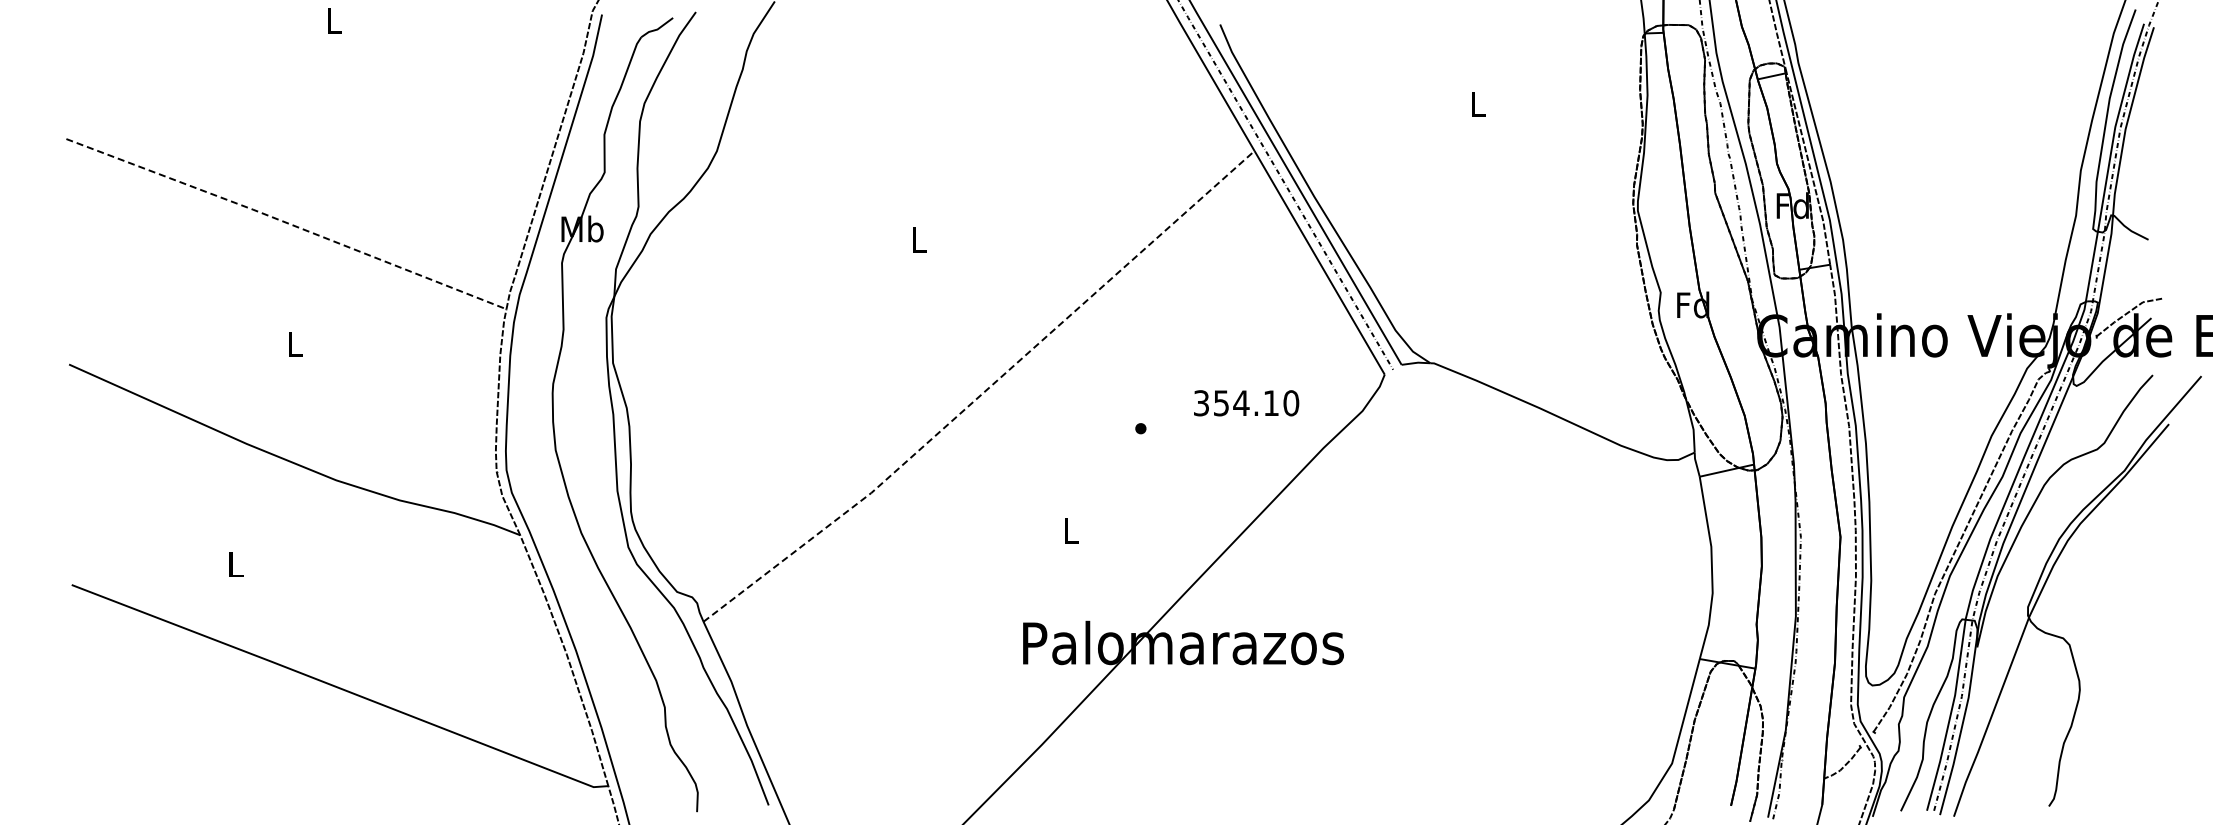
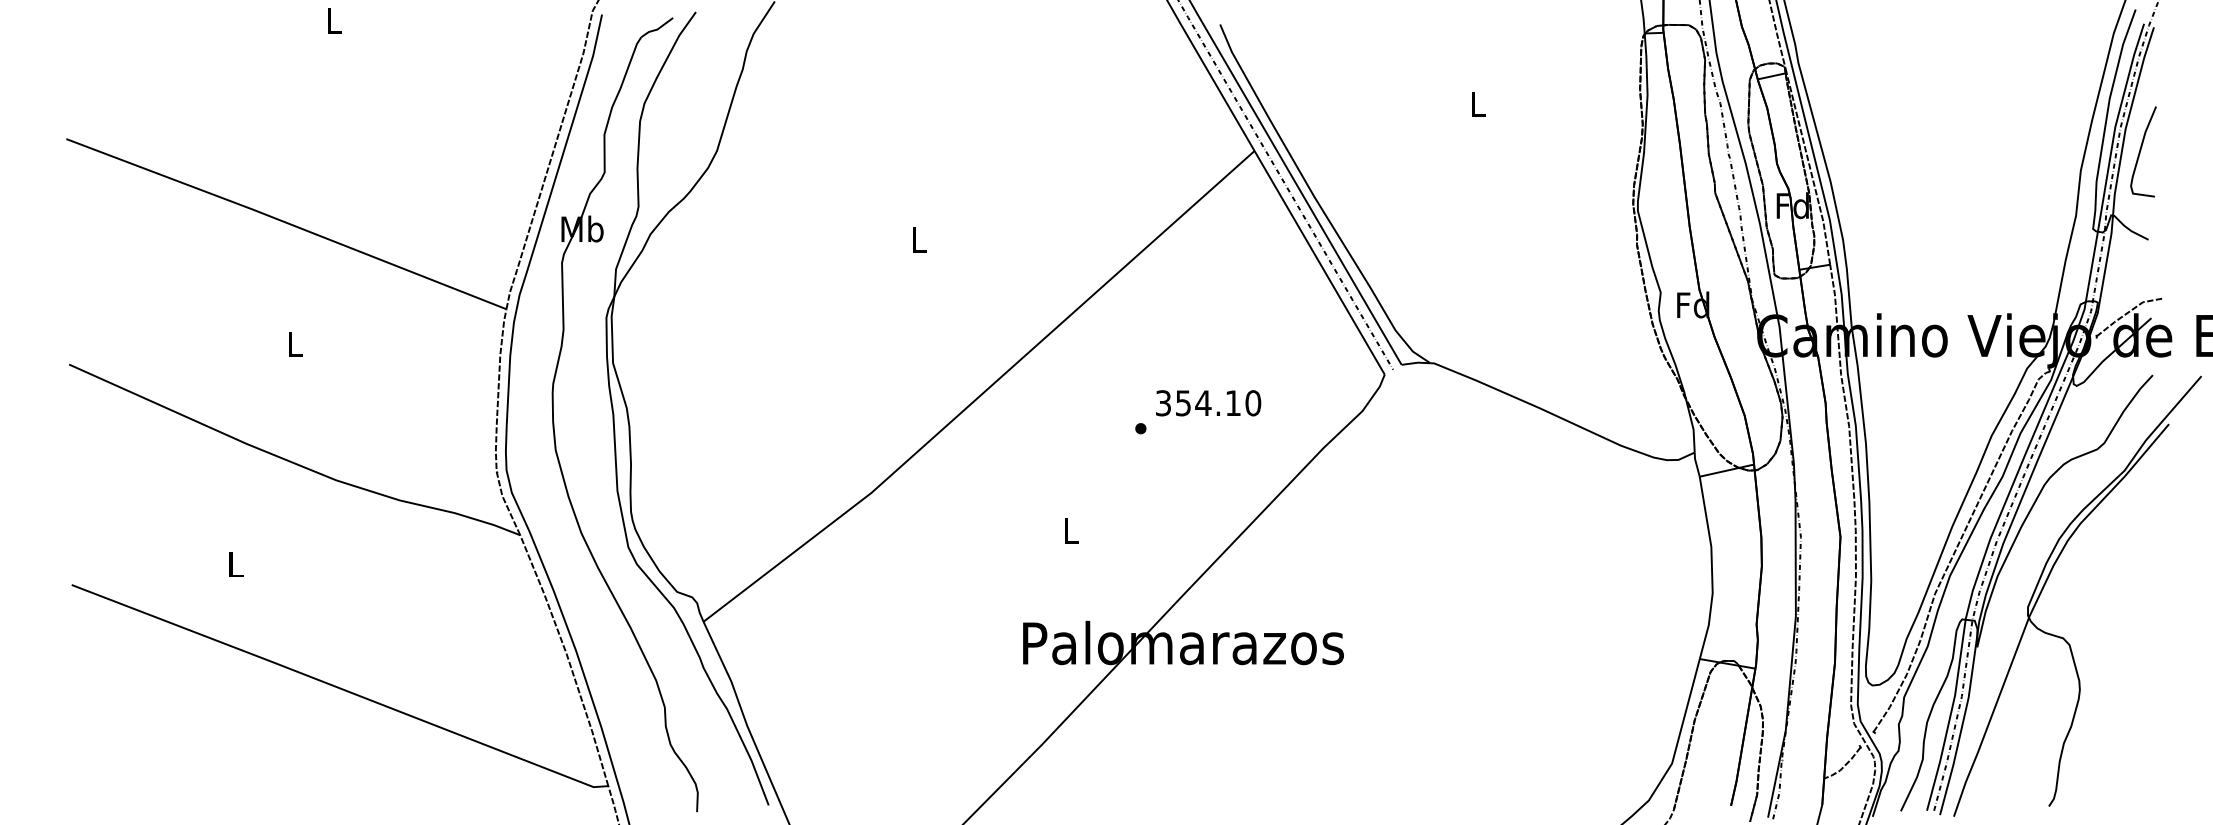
curve: none -> present (2141, 150)
line: dashed -> solid (286, 222)
line: dashed -> solid (983, 392)
text position: (1246, 403) -> (1208, 403) (1208, 403)
